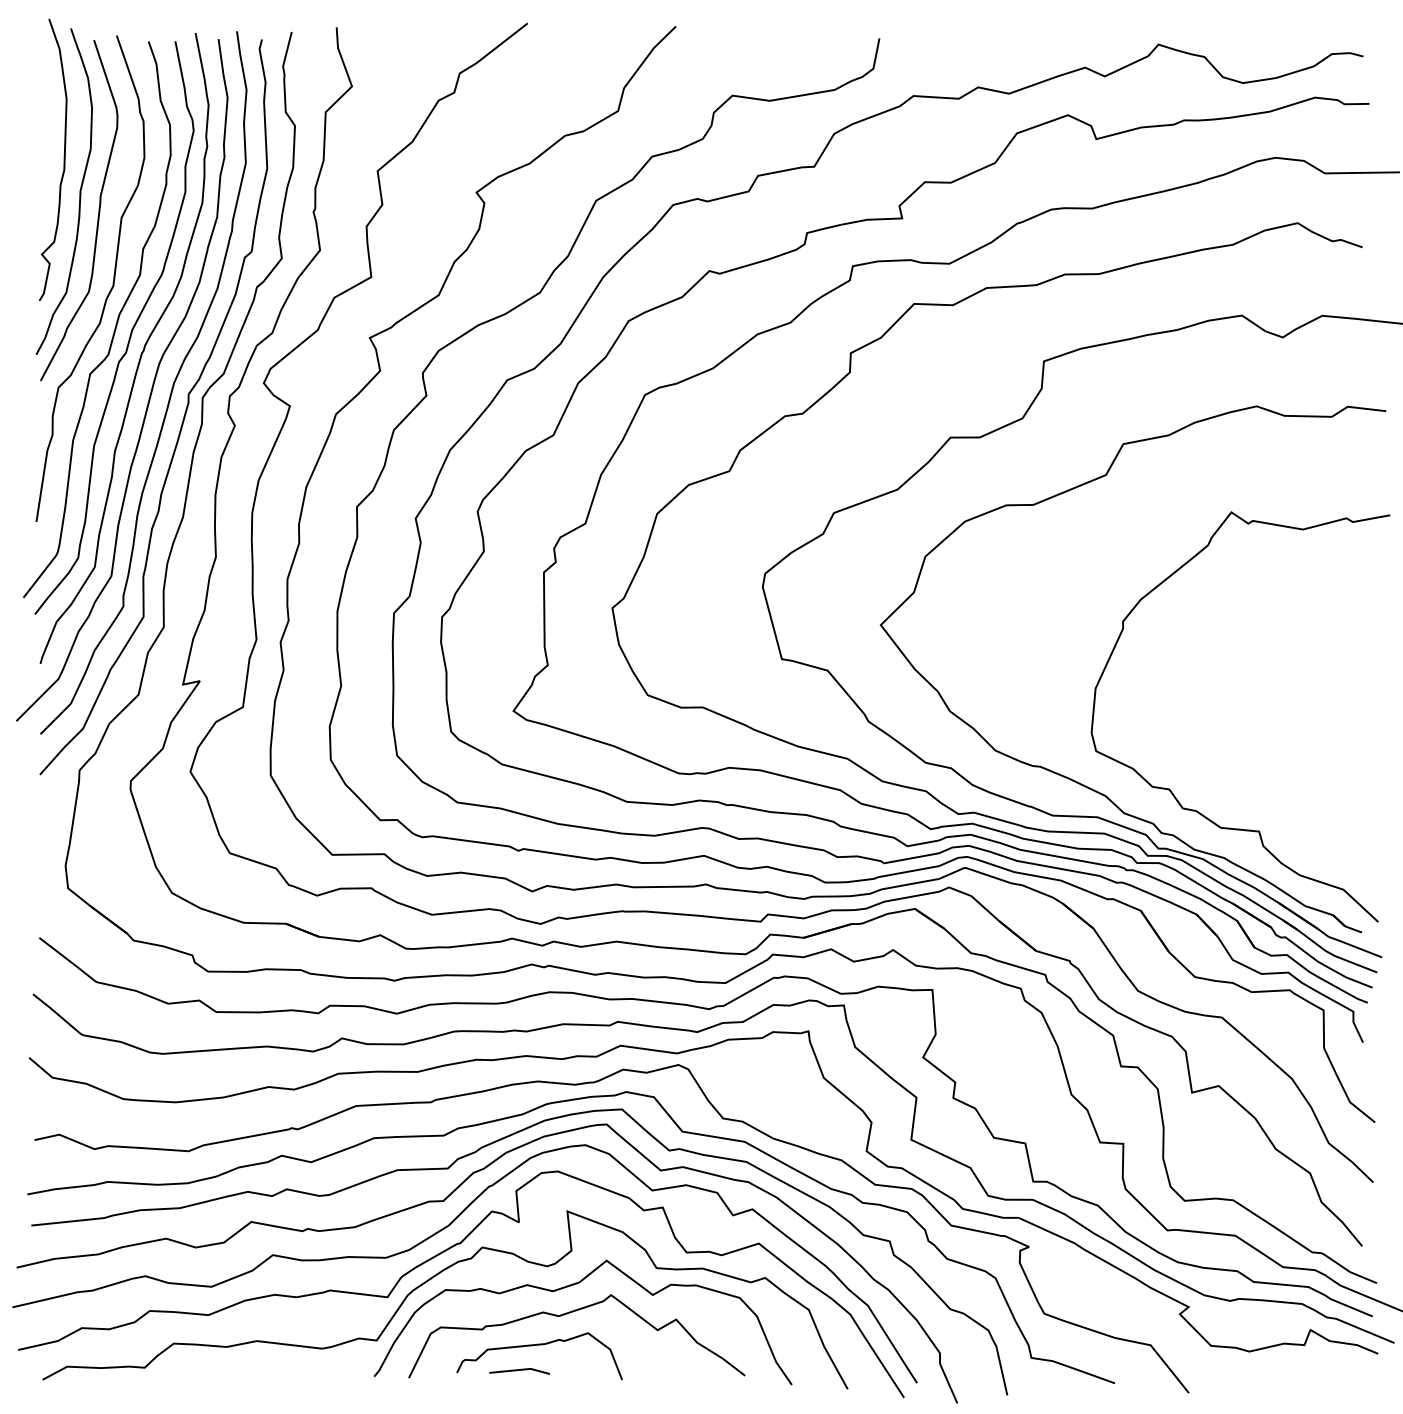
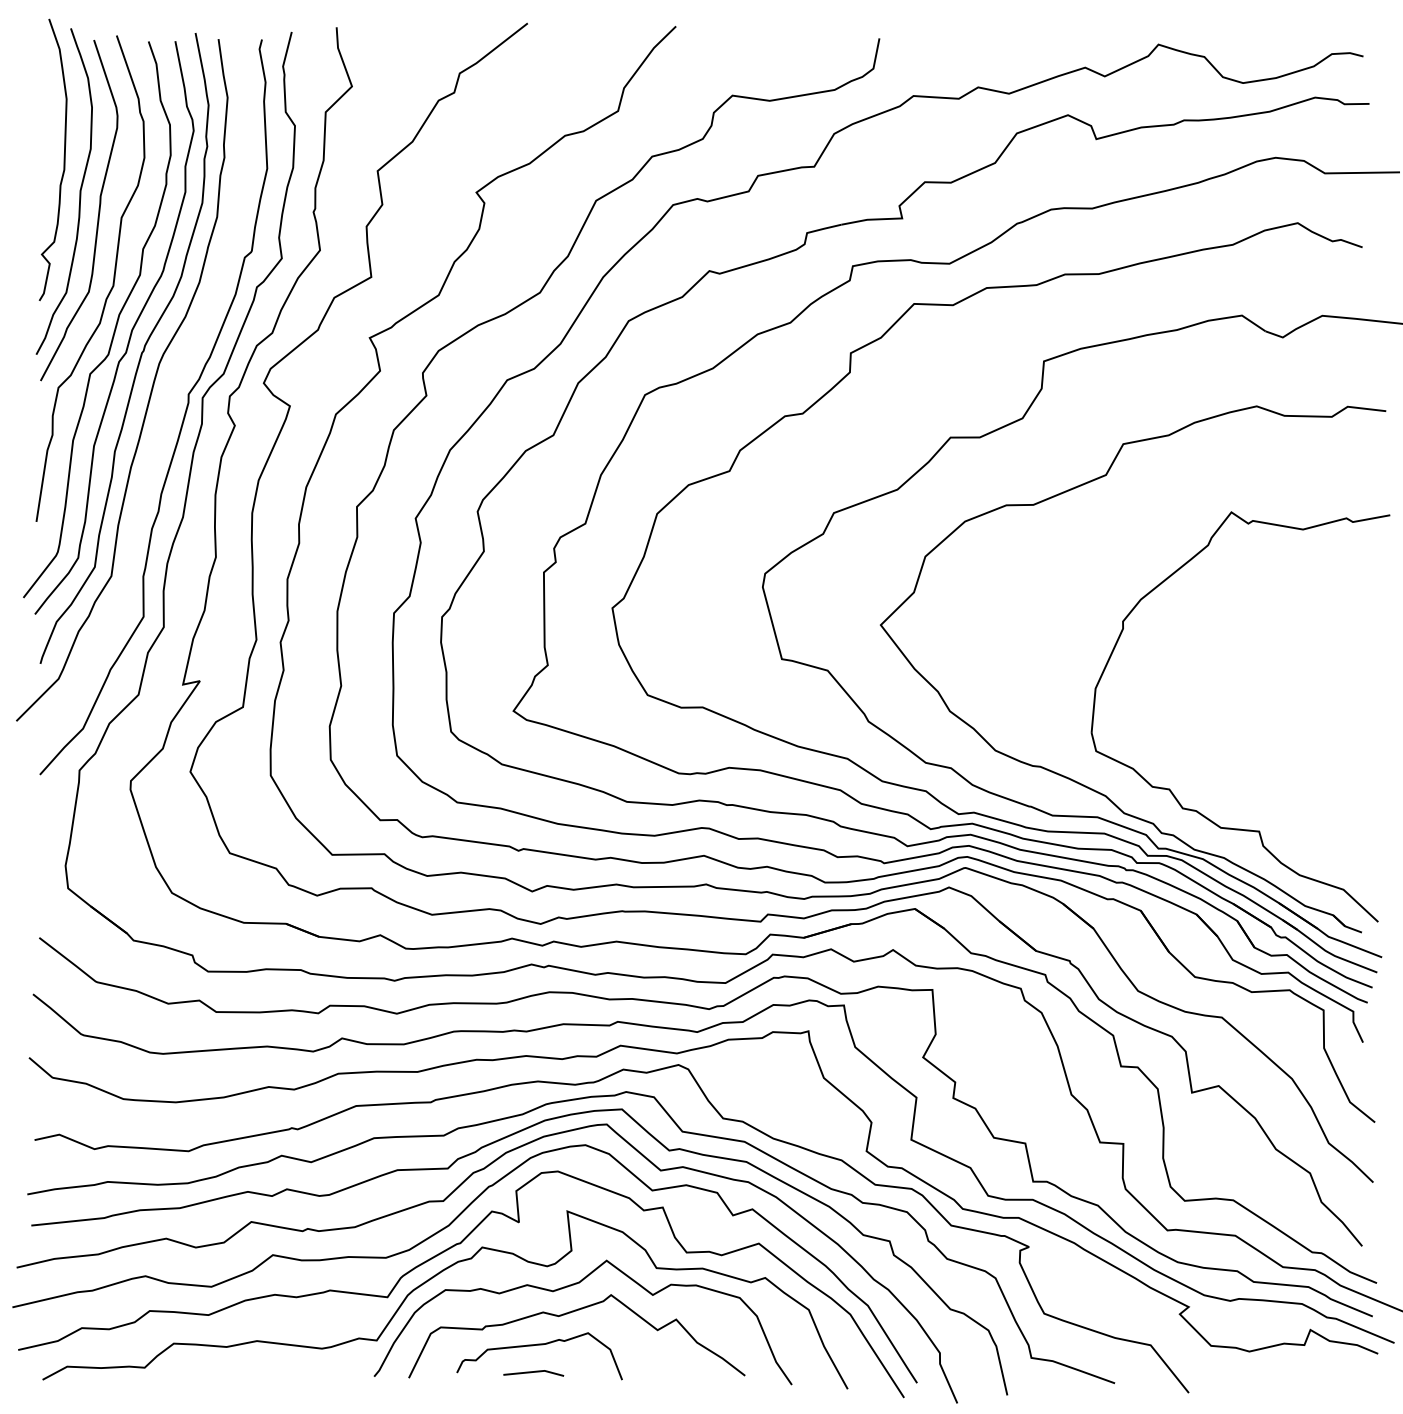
curve: present -> none (171, 387)
line position: (519, 1370) -> (533, 1372) (533, 1372)
